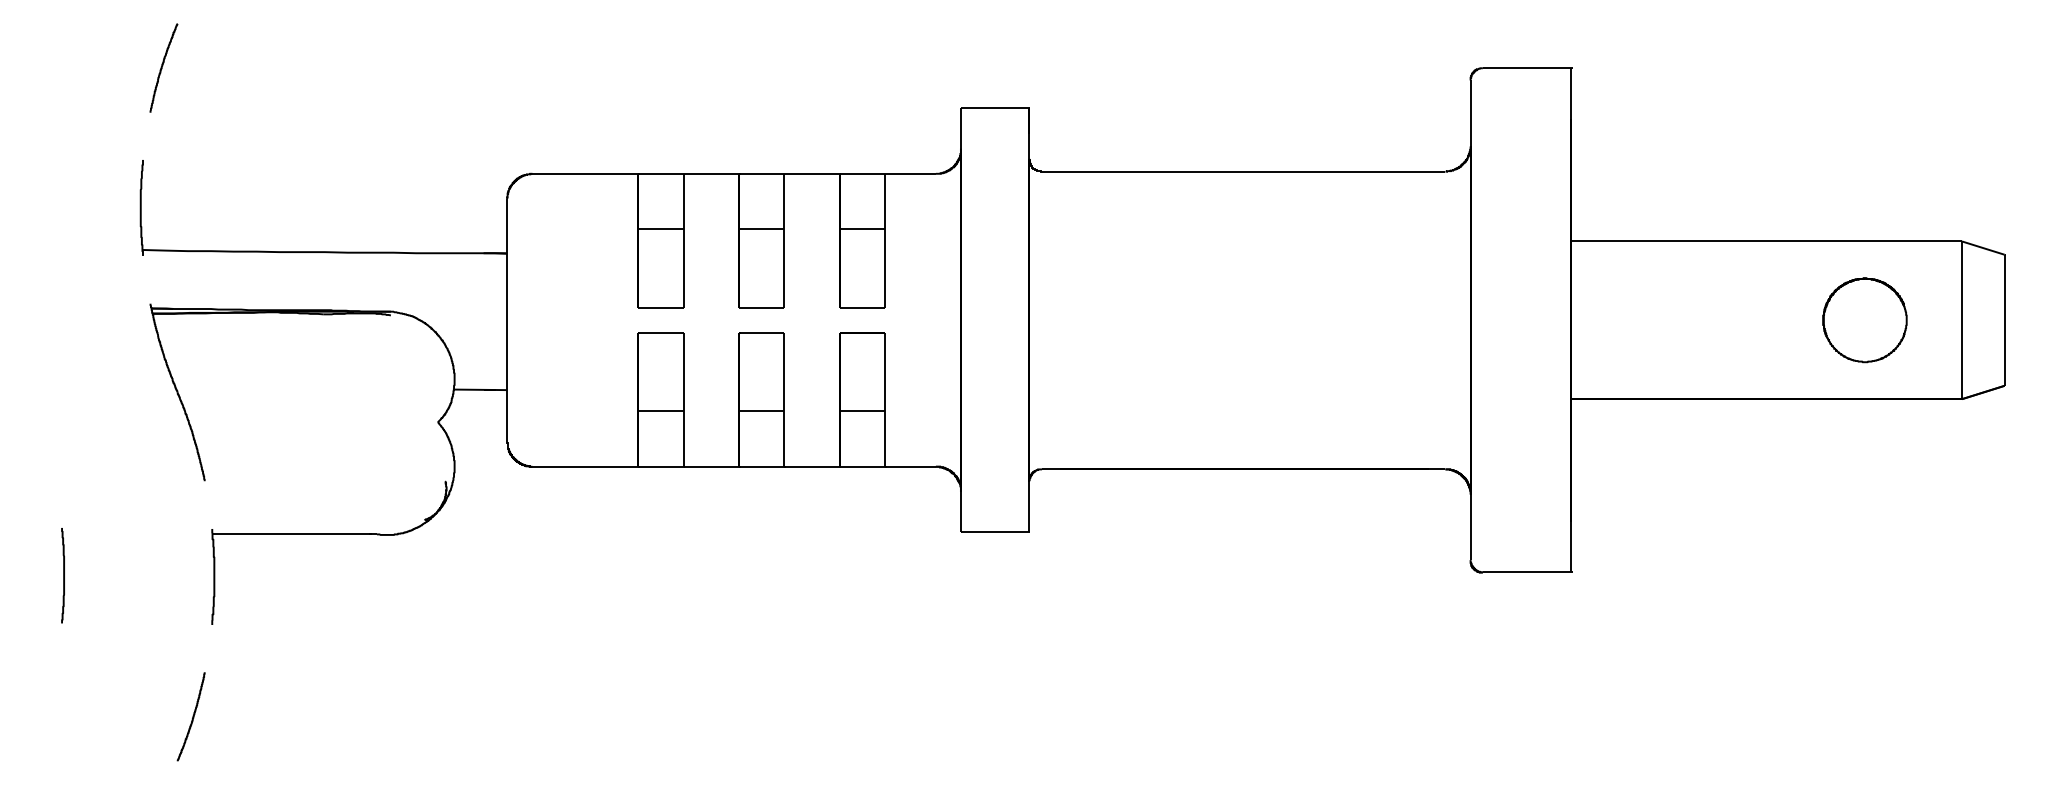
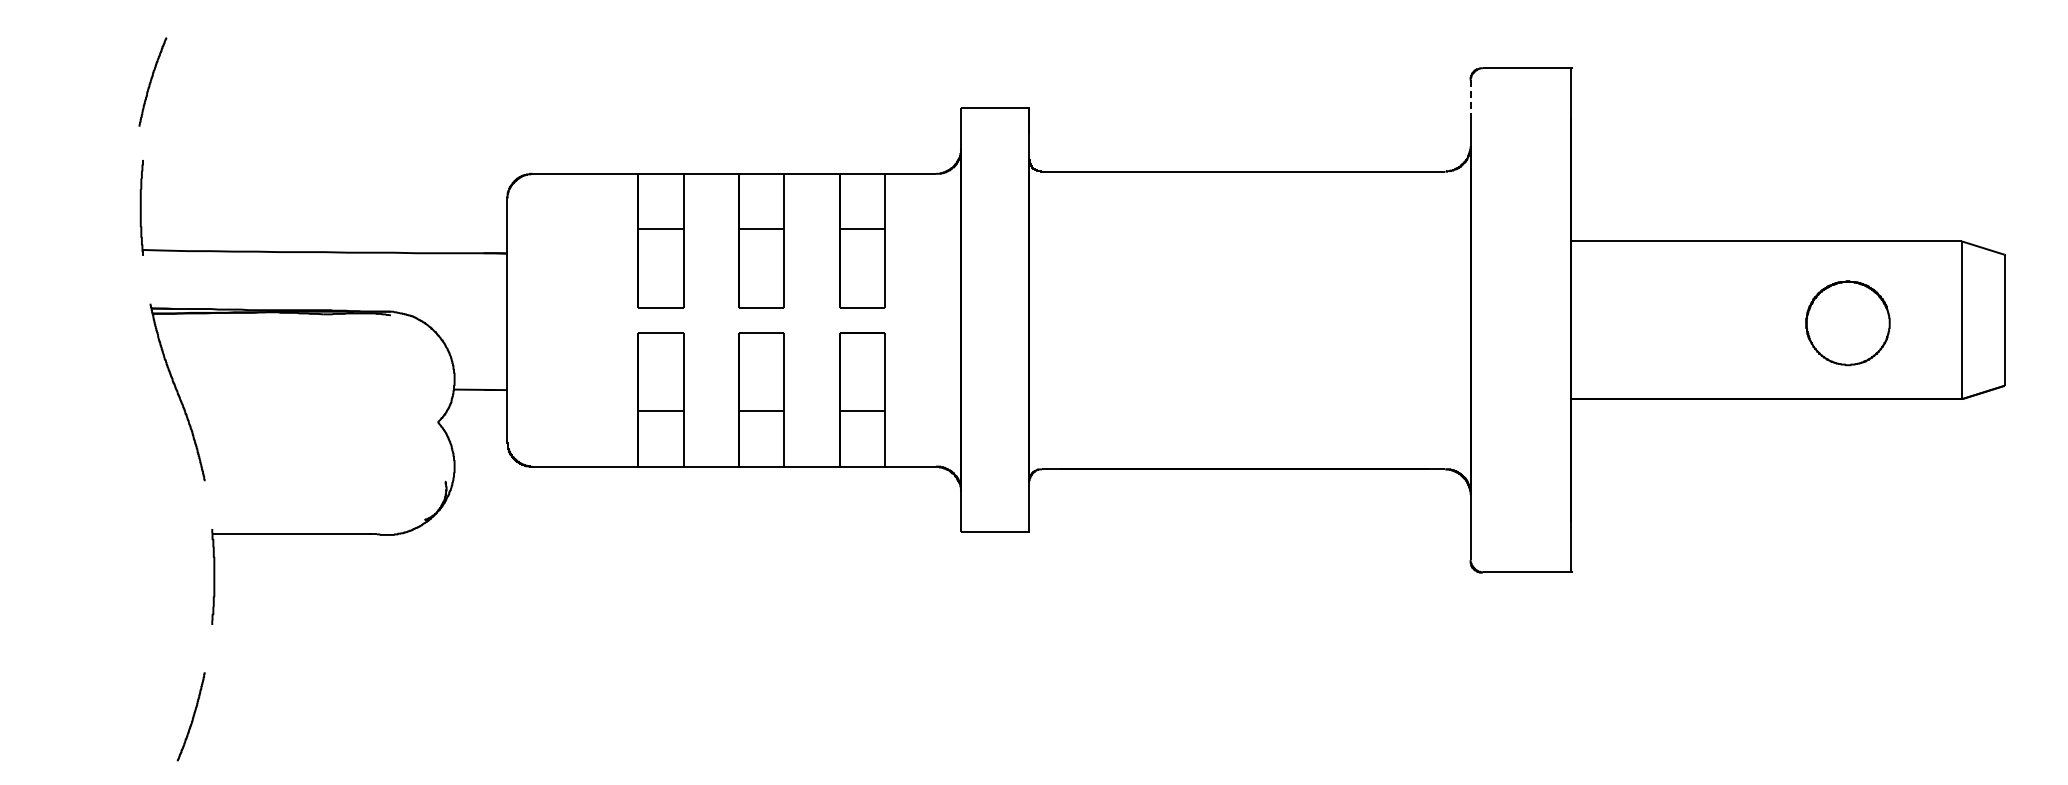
curve position: (162, 67) -> (151, 81) (151, 81)
line: solid -> dashed (1470, 100)
part position: (1864, 320) -> (1847, 323) (1847, 323)
curve: present -> none (63, 575)
